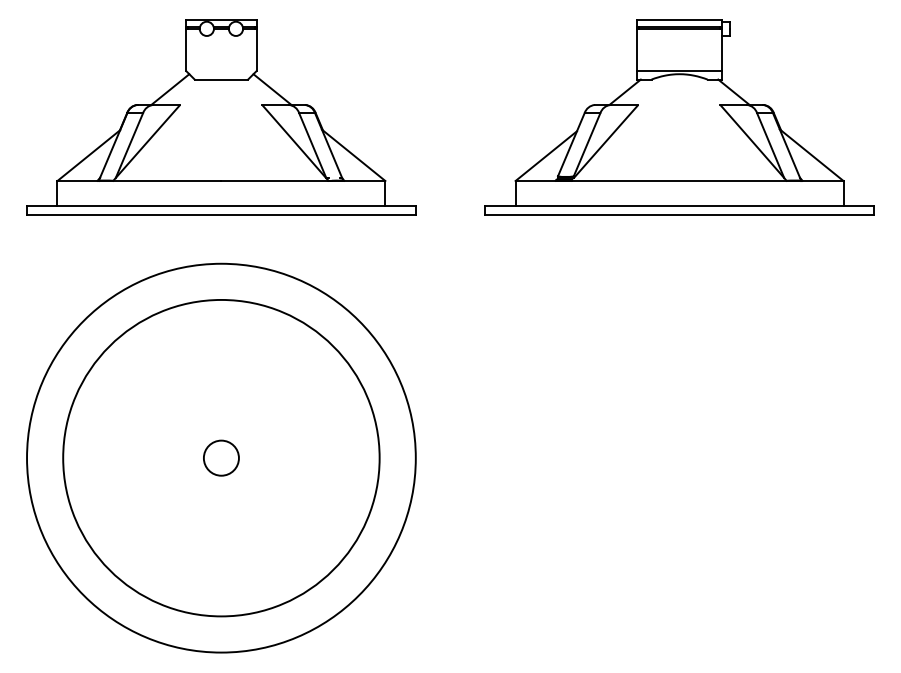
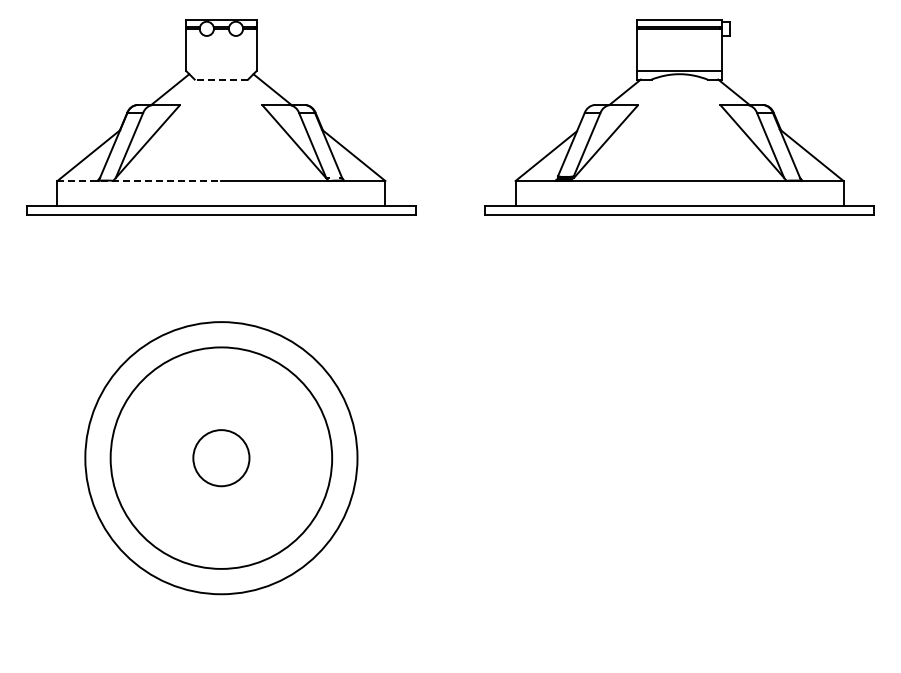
line: solid -> dashed (221, 79)
line: solid -> dashed (139, 181)
circle diameter: 35 px -> 56 px (221, 458)
circle diameter: 316 px -> 222 px (221, 457)
circle diameter: 389 px -> 272 px (221, 458)
